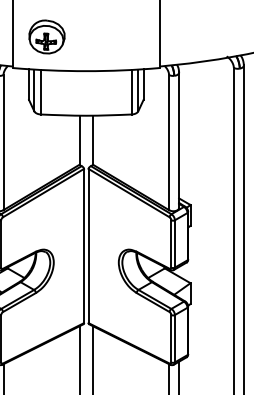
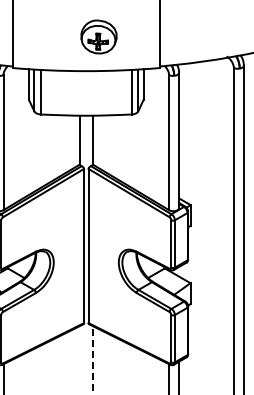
part position: (46, 36) -> (98, 36) (98, 36)
line: present -> none (79, 358)
line: solid -> dashed (93, 360)
